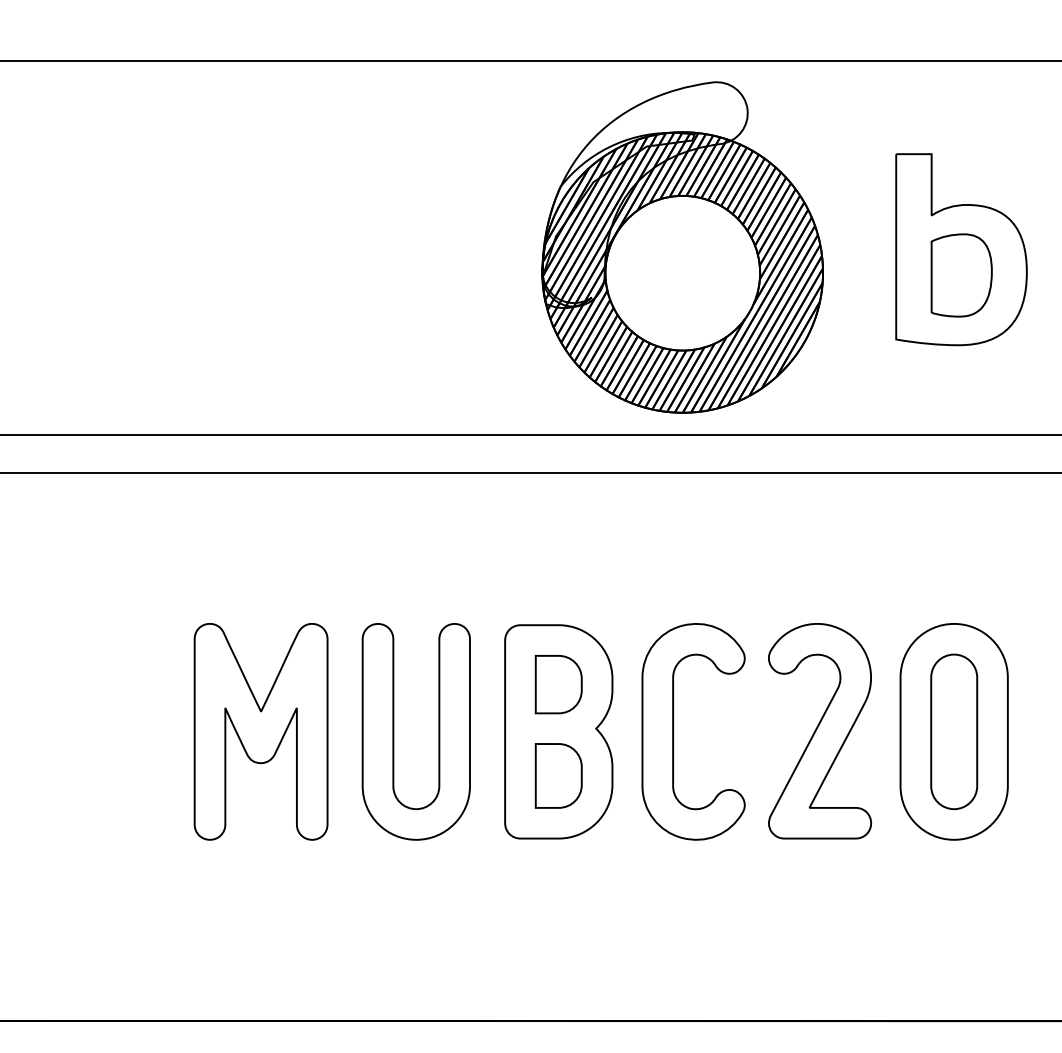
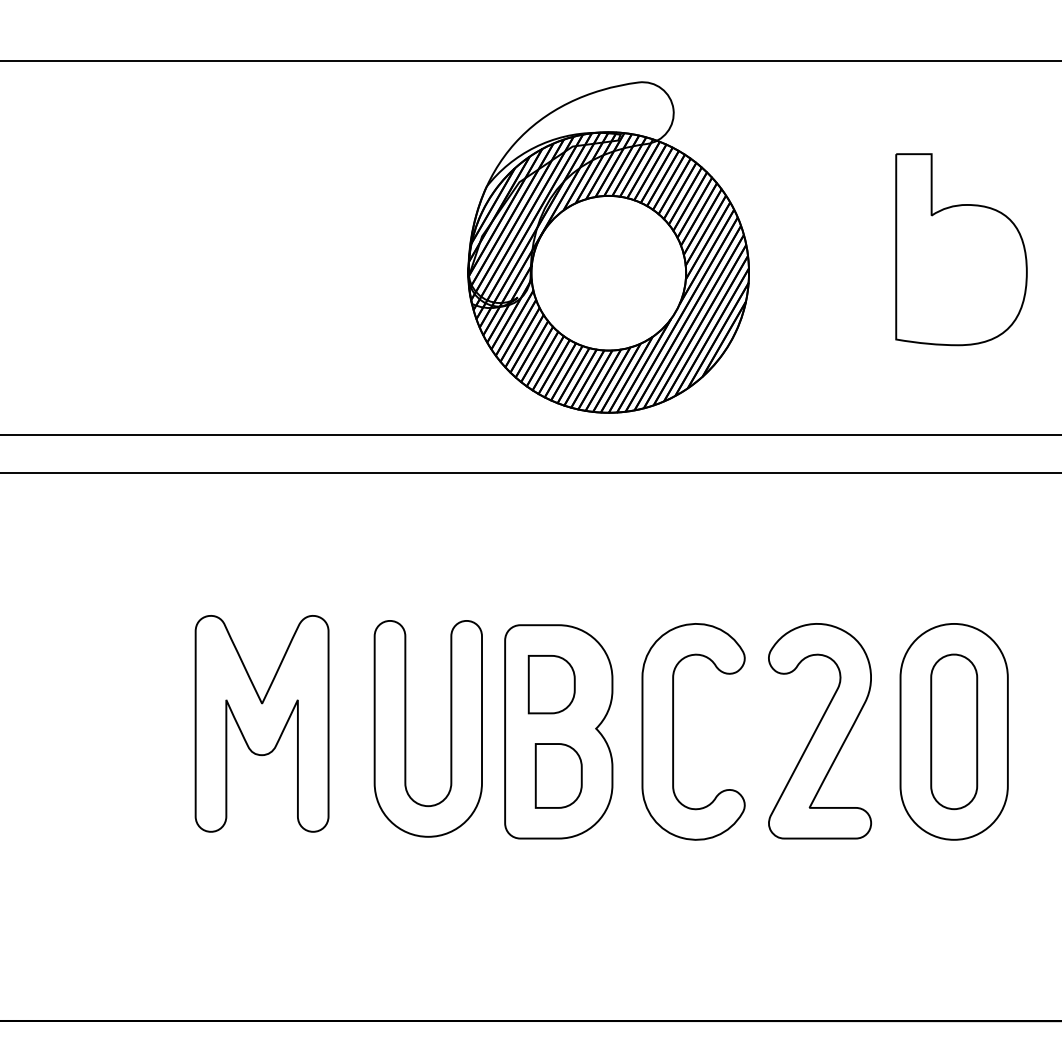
part position: (682, 247) -> (608, 247) (608, 247)
part: present -> none (961, 275)
part position: (558, 684) -> (551, 684) (551, 684)
part position: (260, 731) -> (261, 723) (261, 723)
part position: (394, 731) -> (406, 728) (406, 728)
